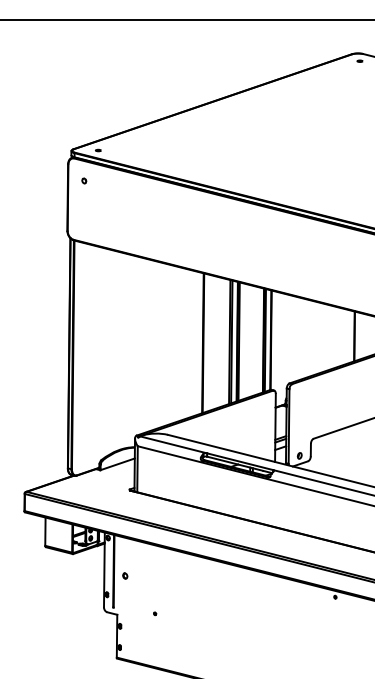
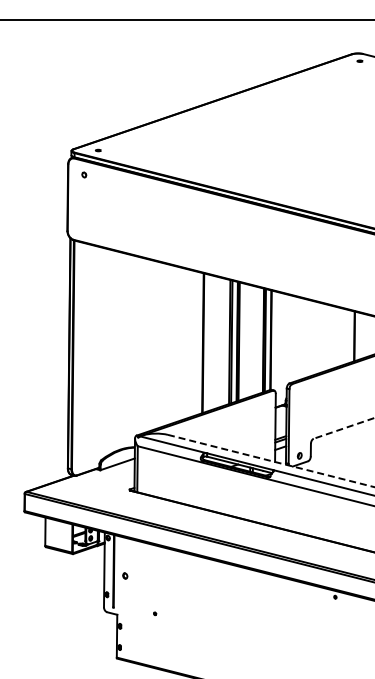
part position: (84, 180) -> (84, 174) (84, 174)
line: solid -> dashed (344, 428)
line: solid -> dashed (271, 461)
